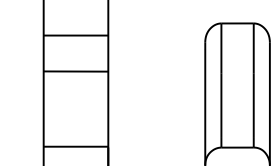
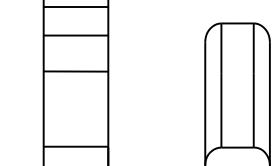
line: none -> present (75, 7)
